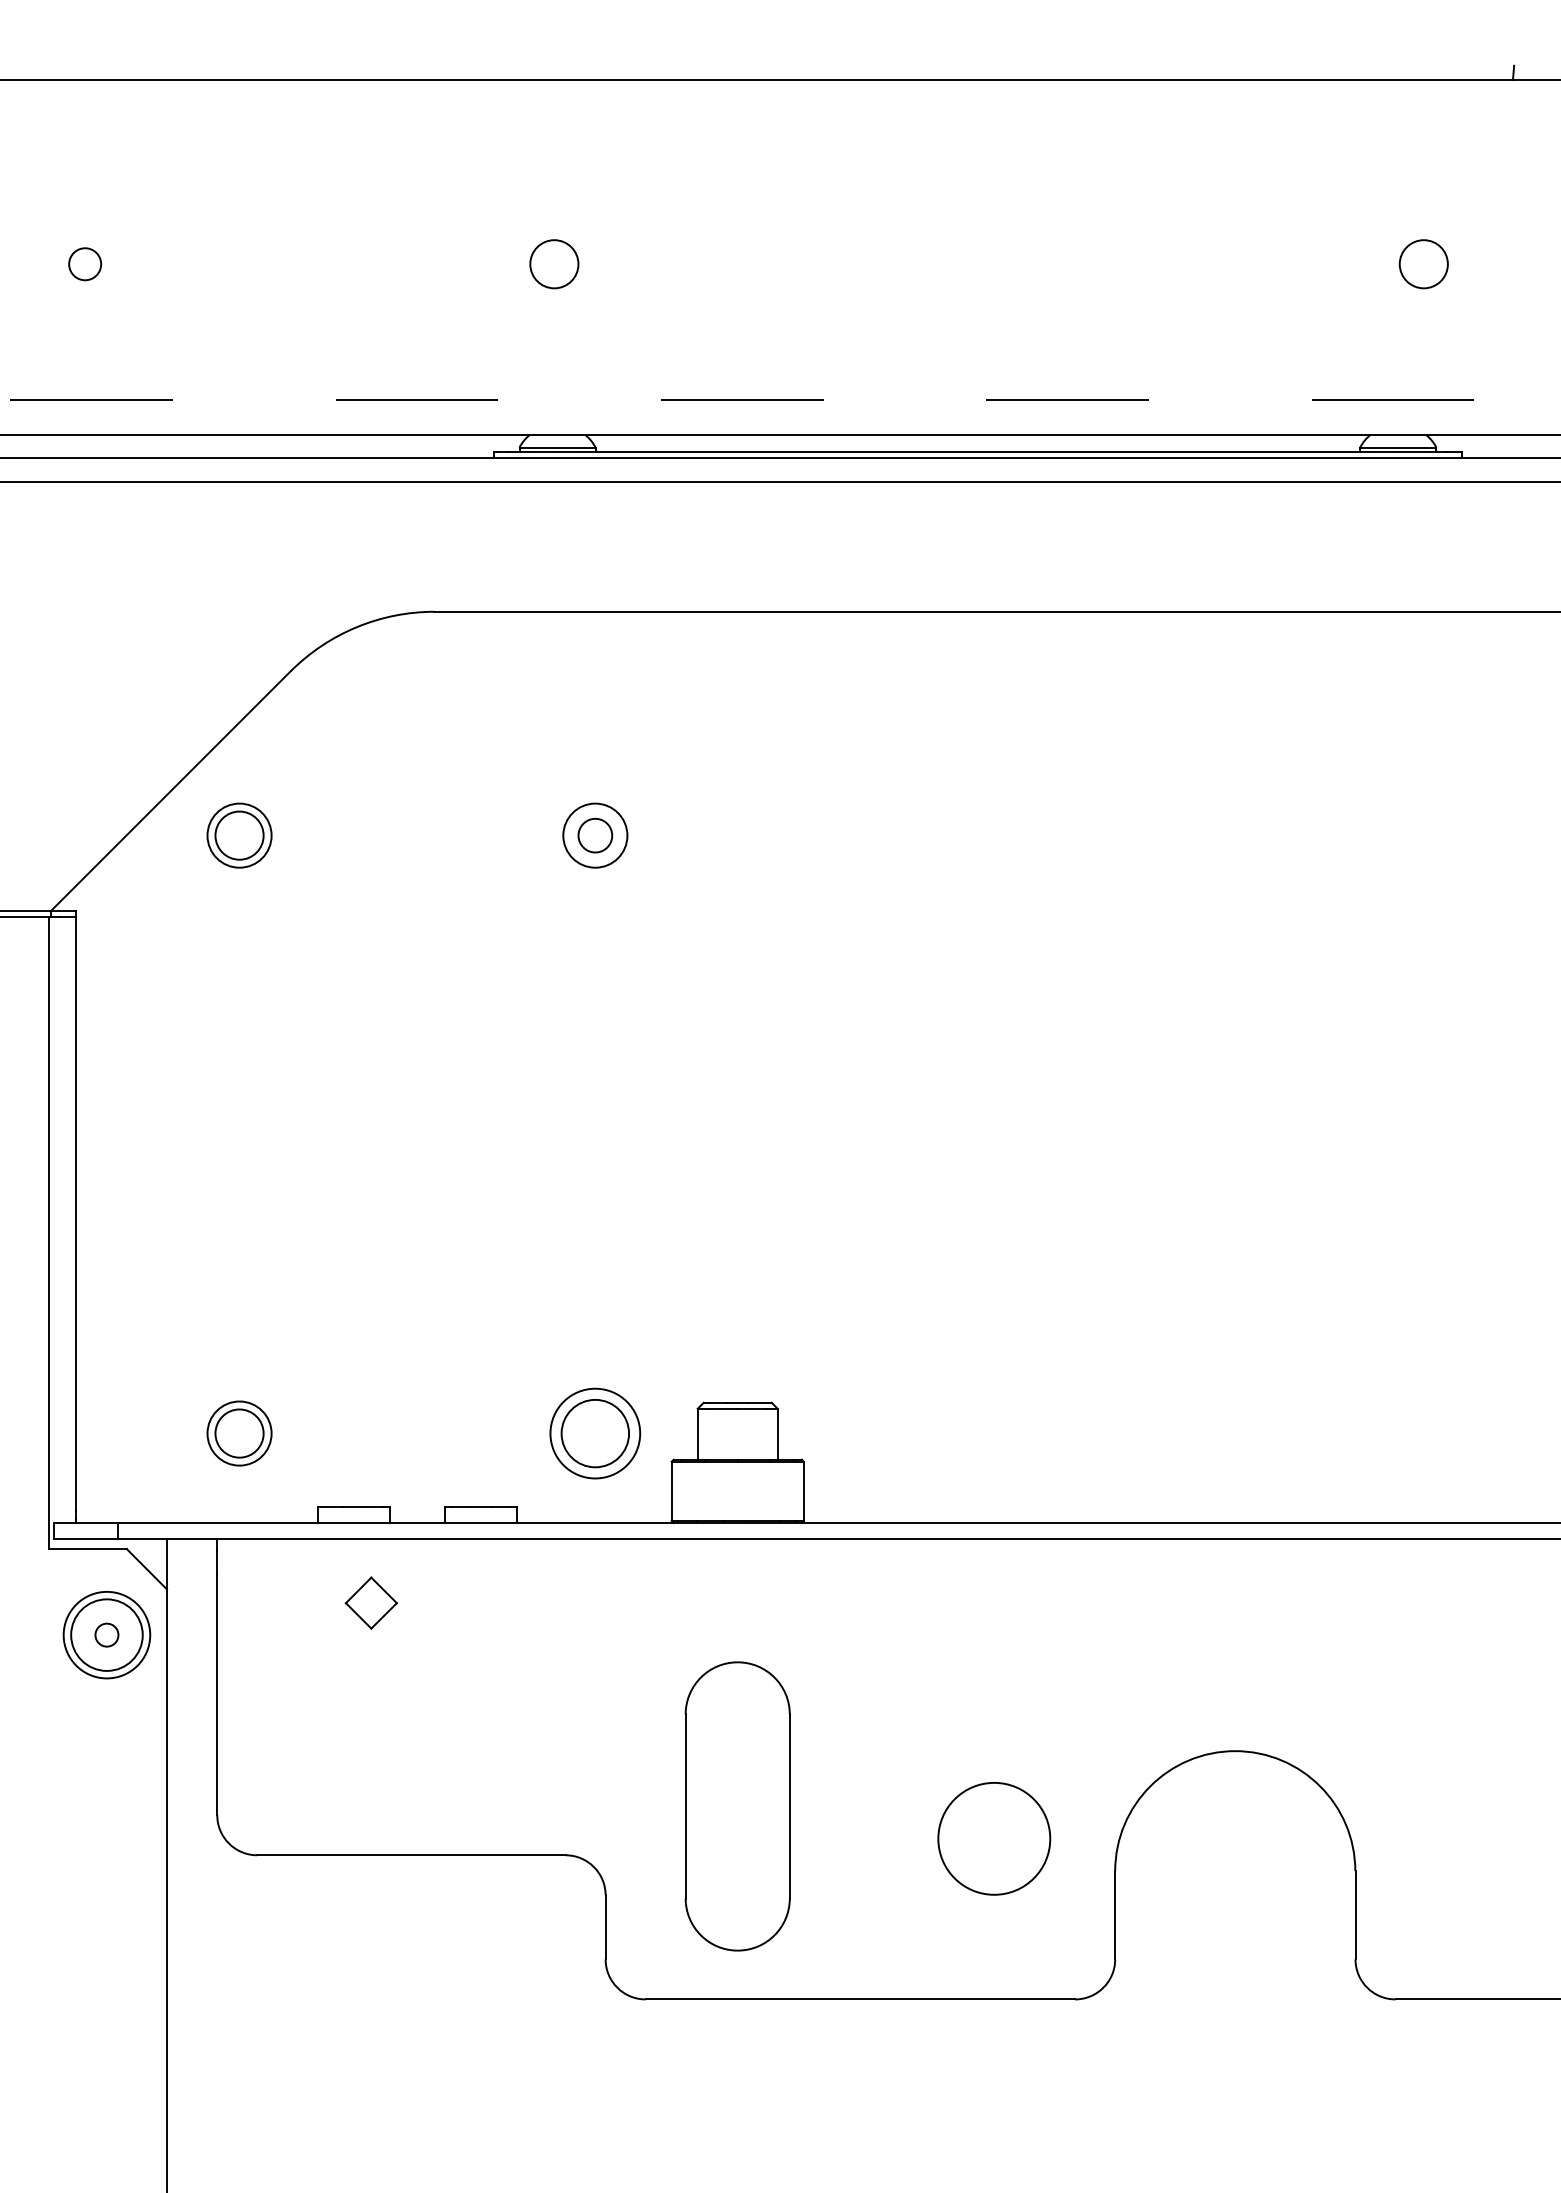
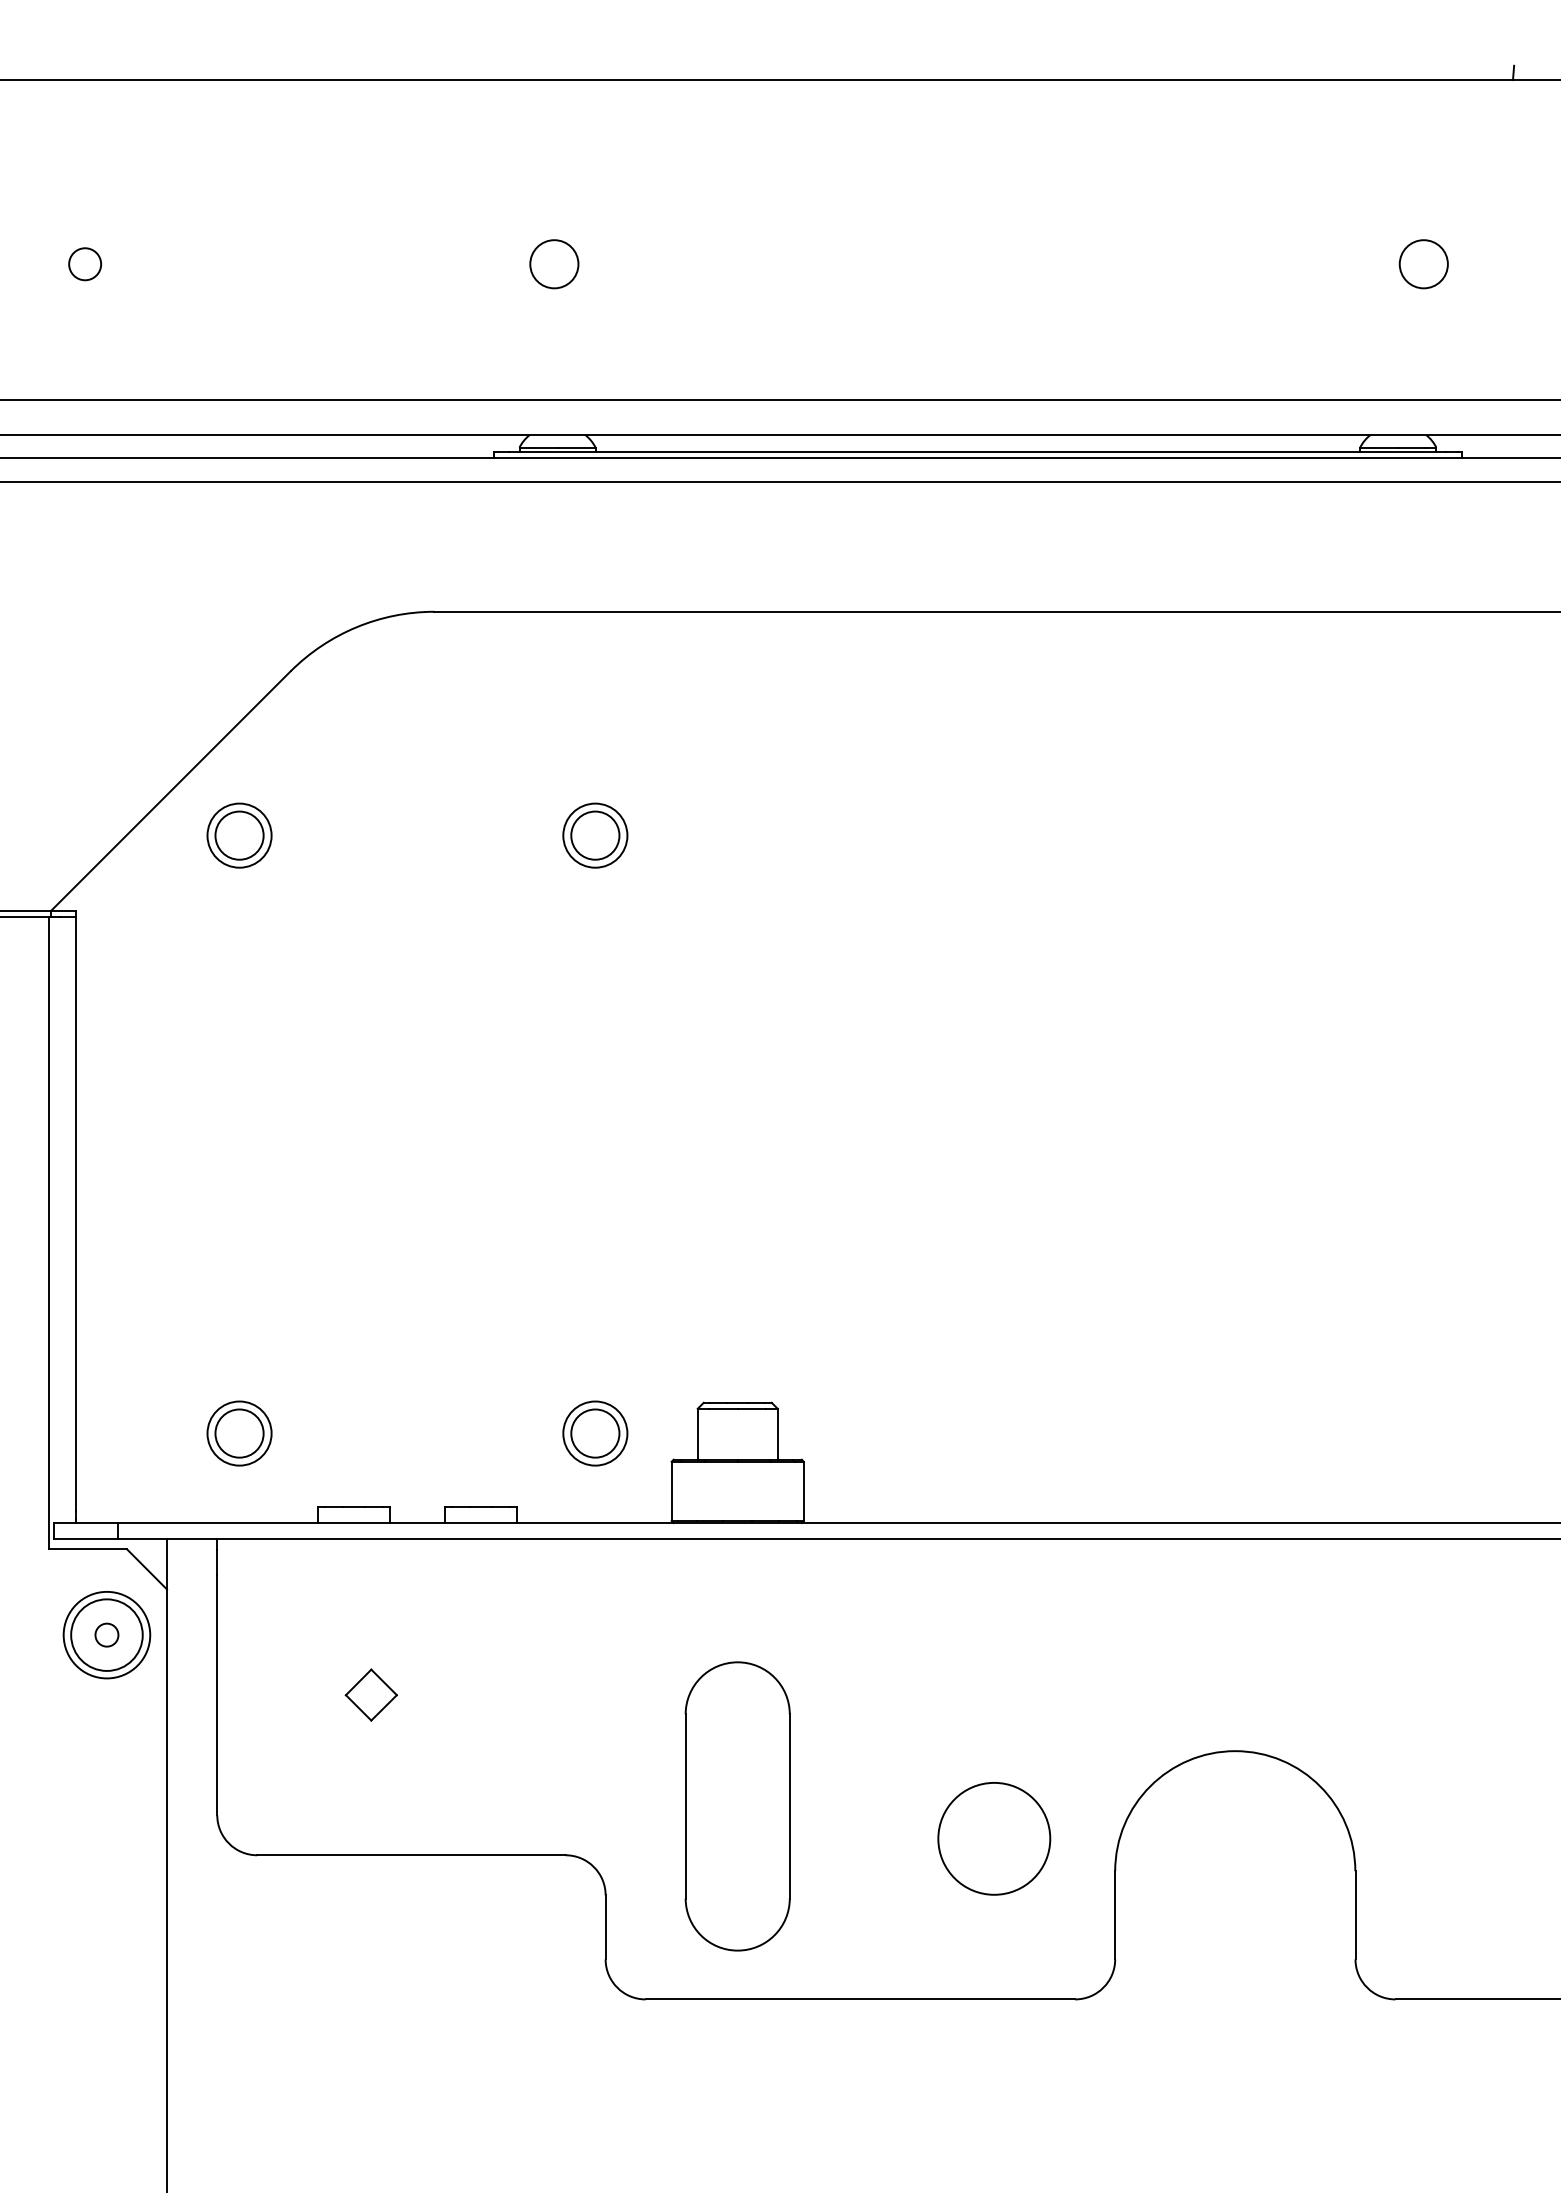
line: dashed -> solid (780, 400)
circle diameter: 34 px -> 48 px (595, 835)
part size: 93x93 px -> 67x67 px (595, 1433)
part position: (371, 1602) -> (371, 1694) (371, 1694)
